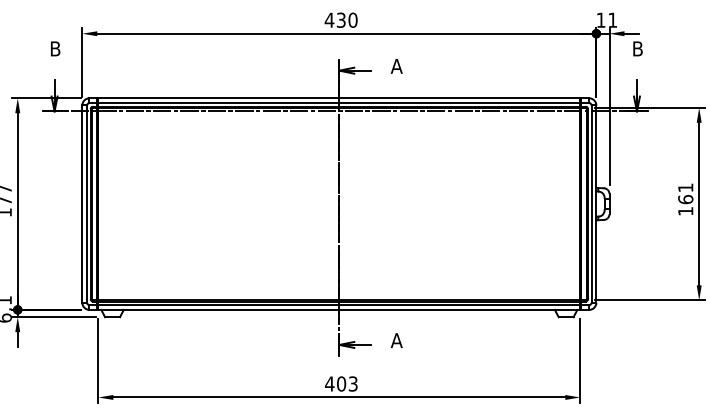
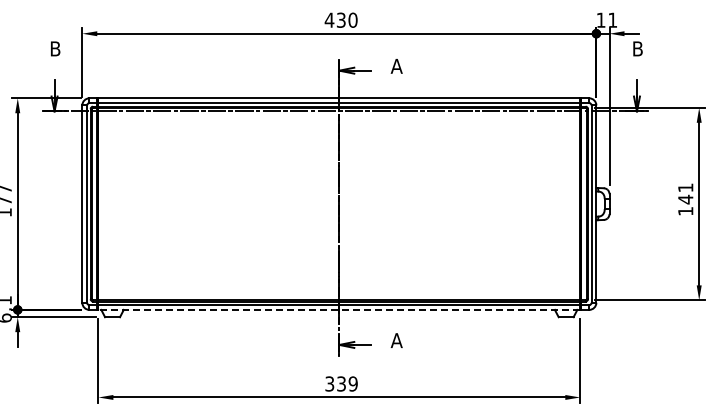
text: 161 -> 141 (685, 199)
line: solid -> dashed (339, 309)
text: 403 -> 339 (340, 383)
